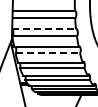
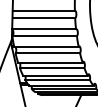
line: dashed -> solid (44, 29)
line: dashed -> solid (48, 53)
